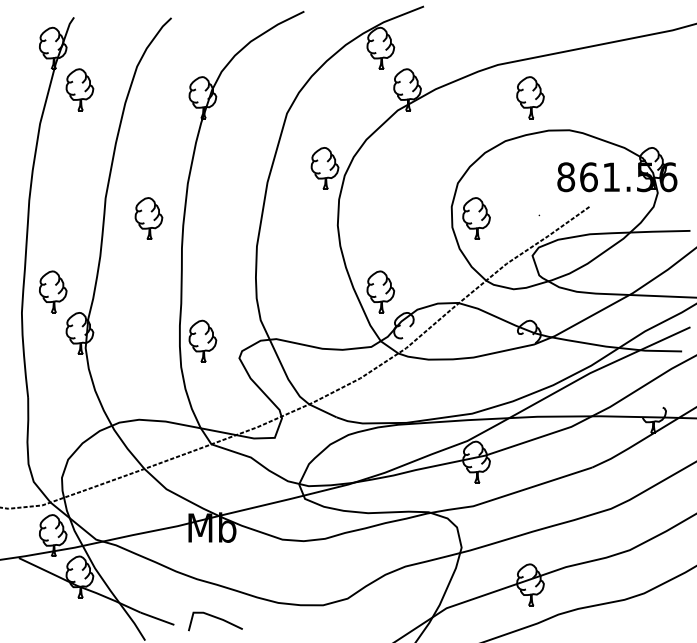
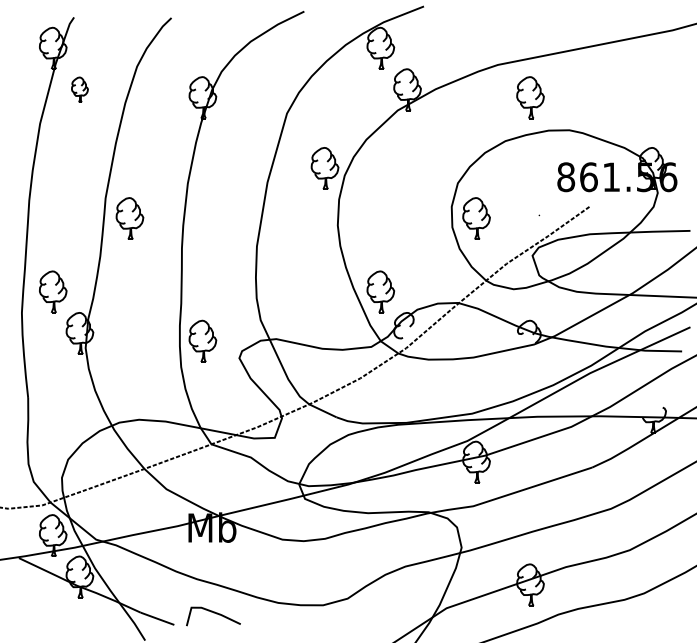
part size: 30x44 px -> 18x27 px (79, 89)
part position: (148, 218) -> (129, 218) (129, 218)
line position: (215, 618) -> (213, 613) (213, 613)
